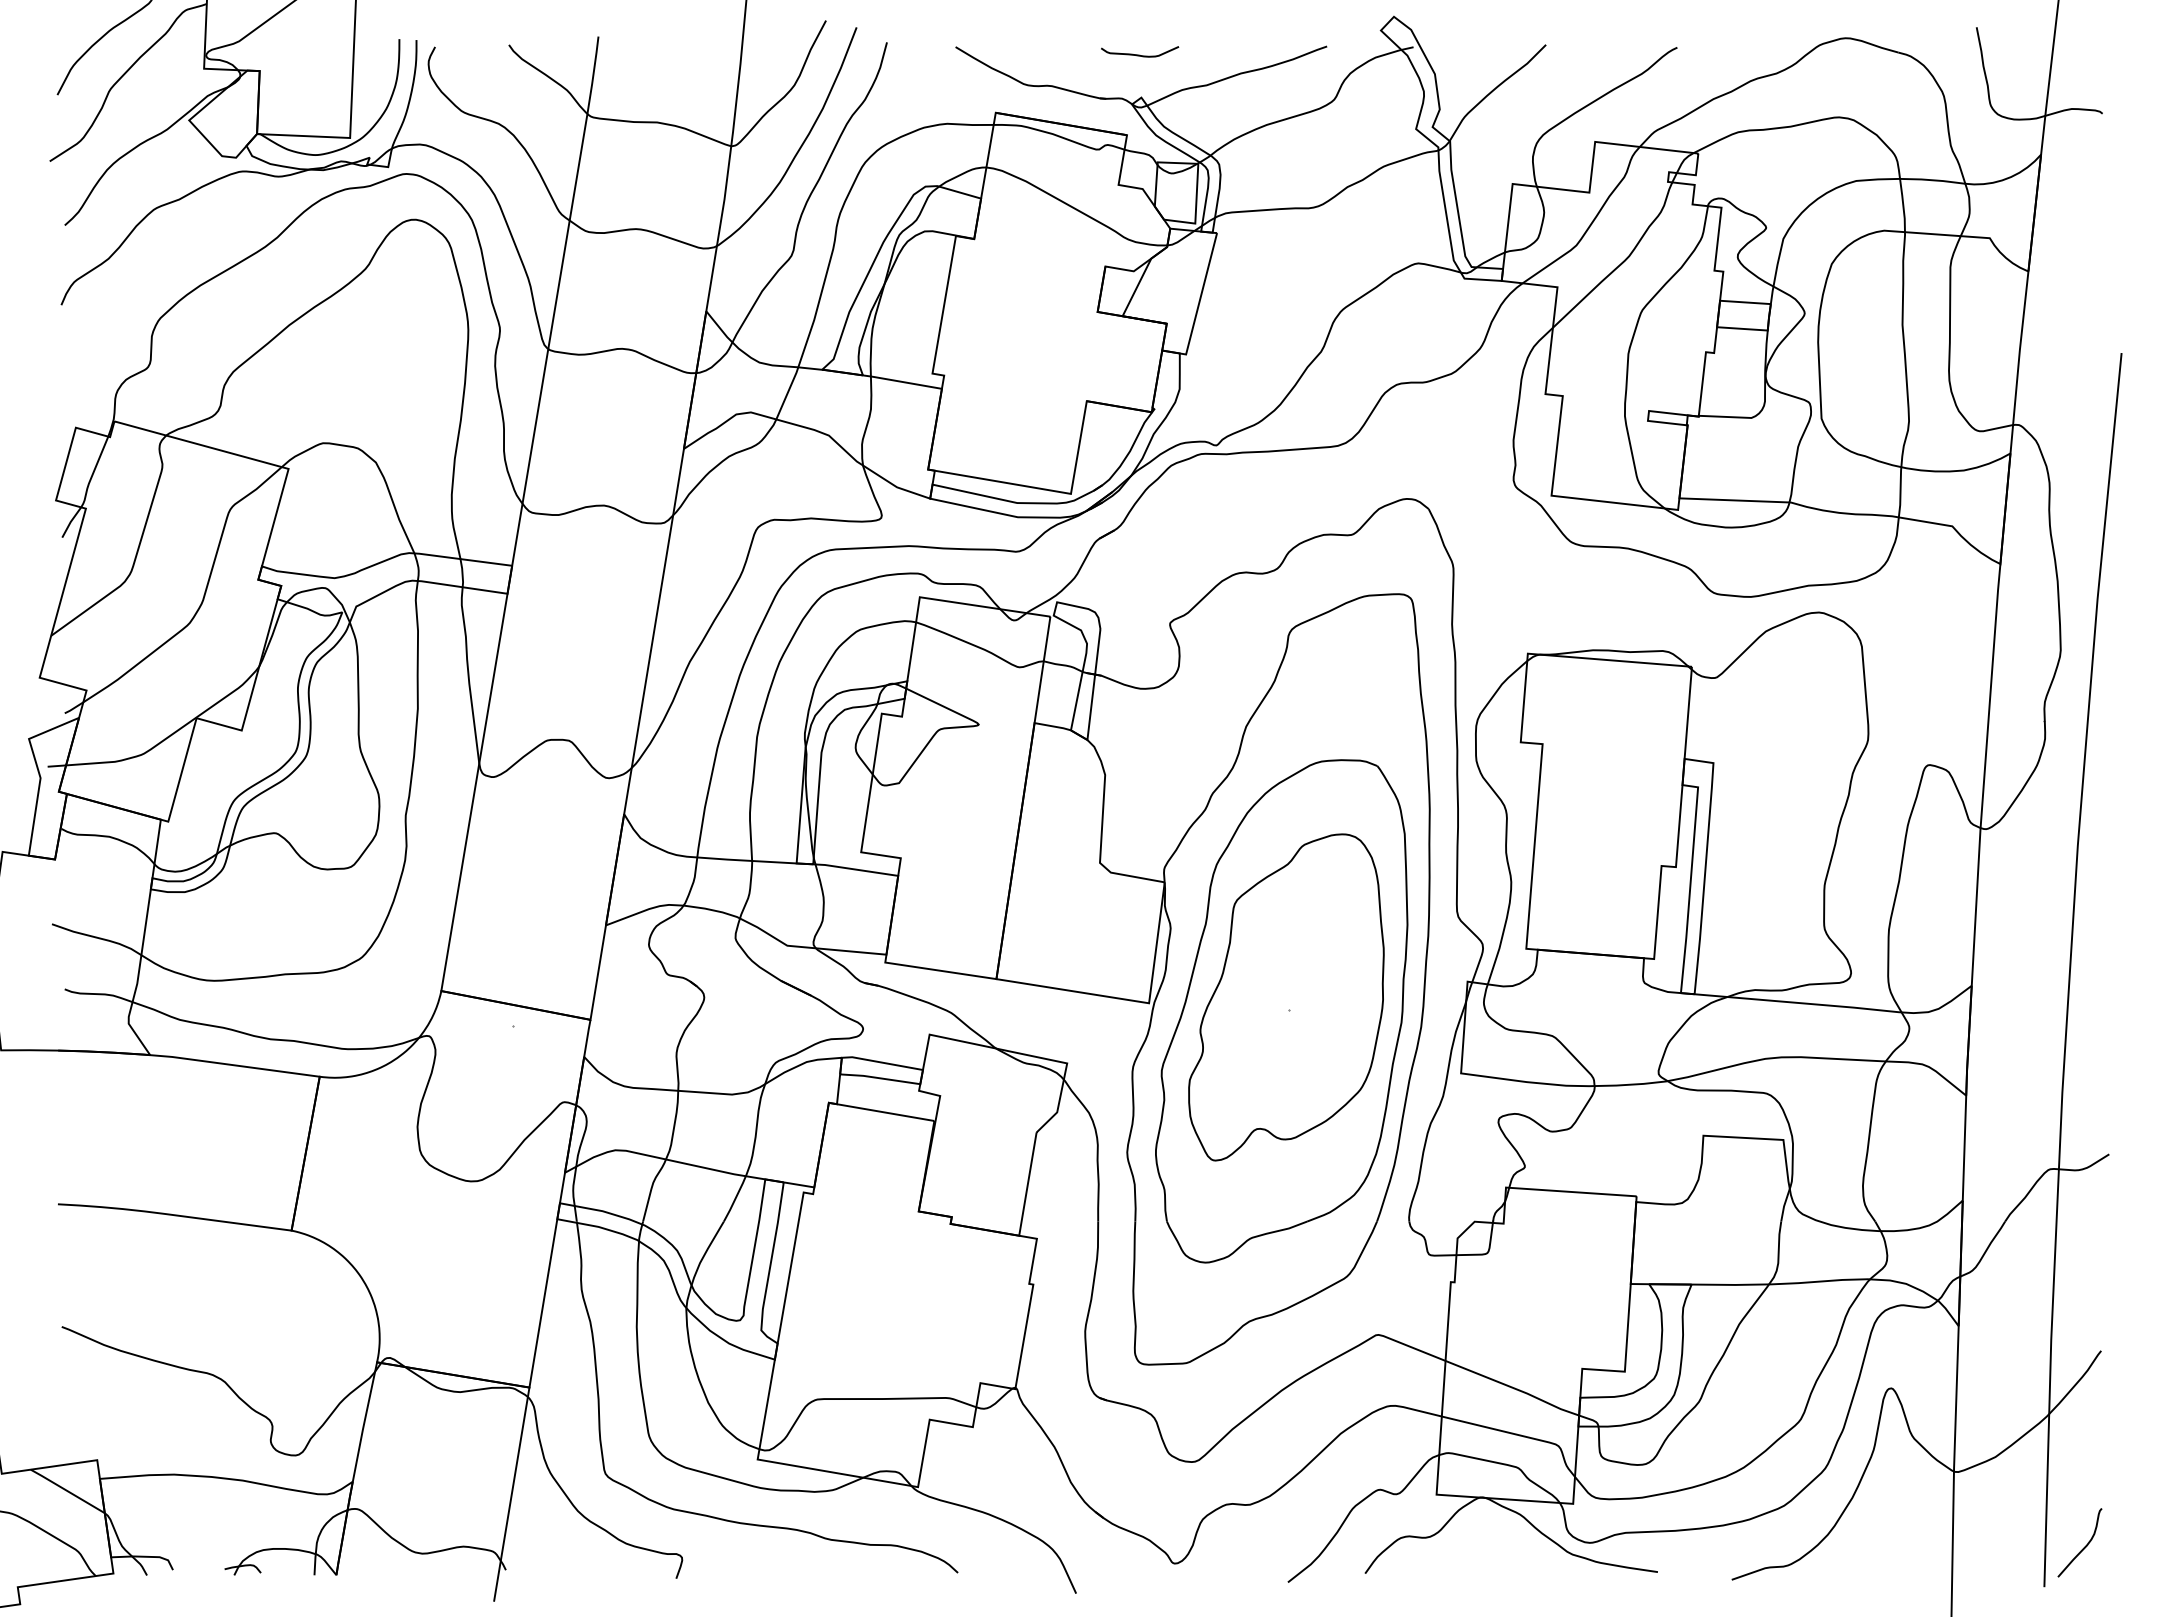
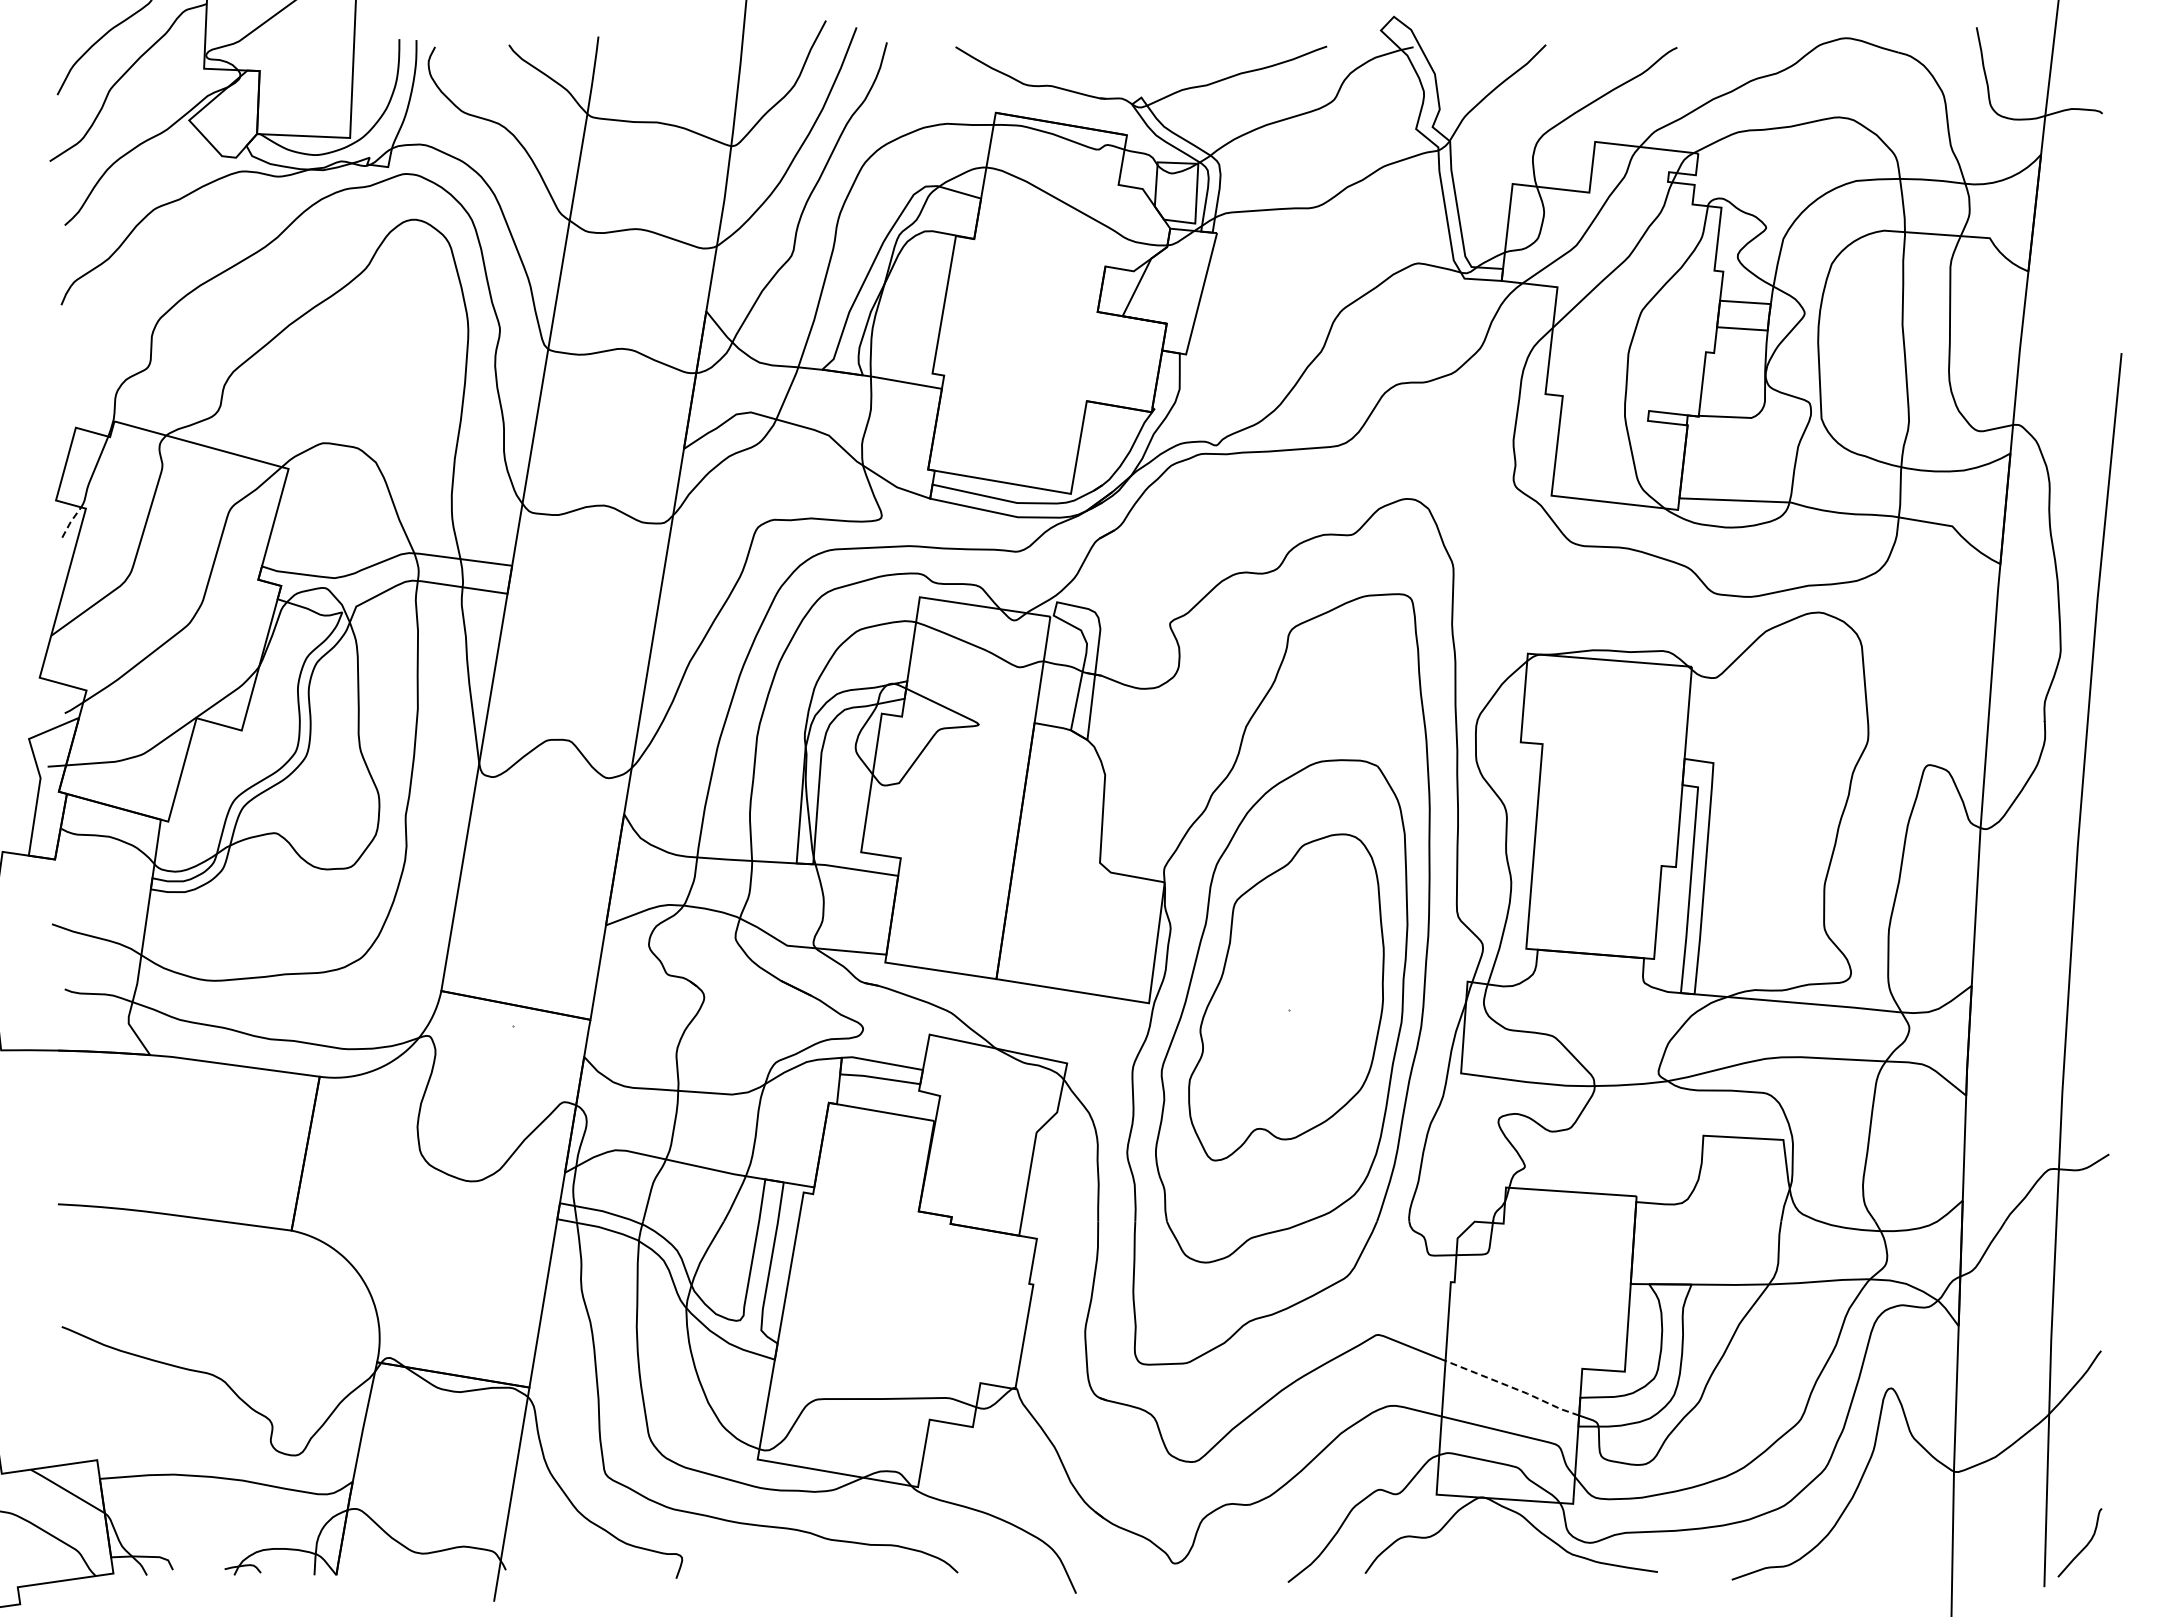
curve: present -> none (1139, 54)
line: solid -> dashed (70, 521)
line: solid -> dashed (1513, 1388)
